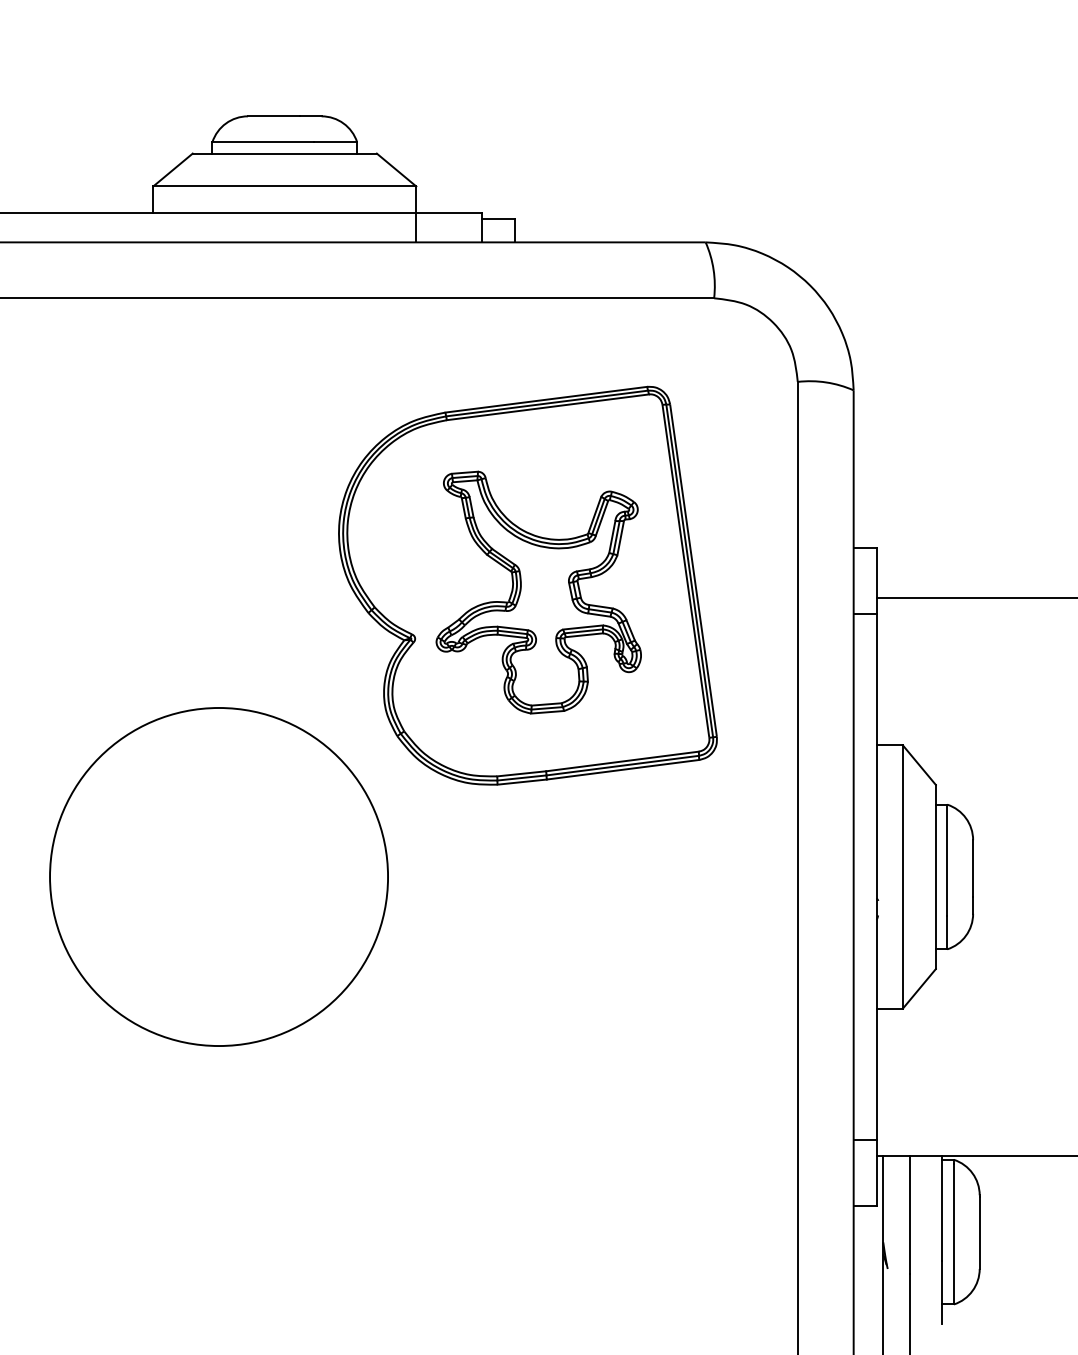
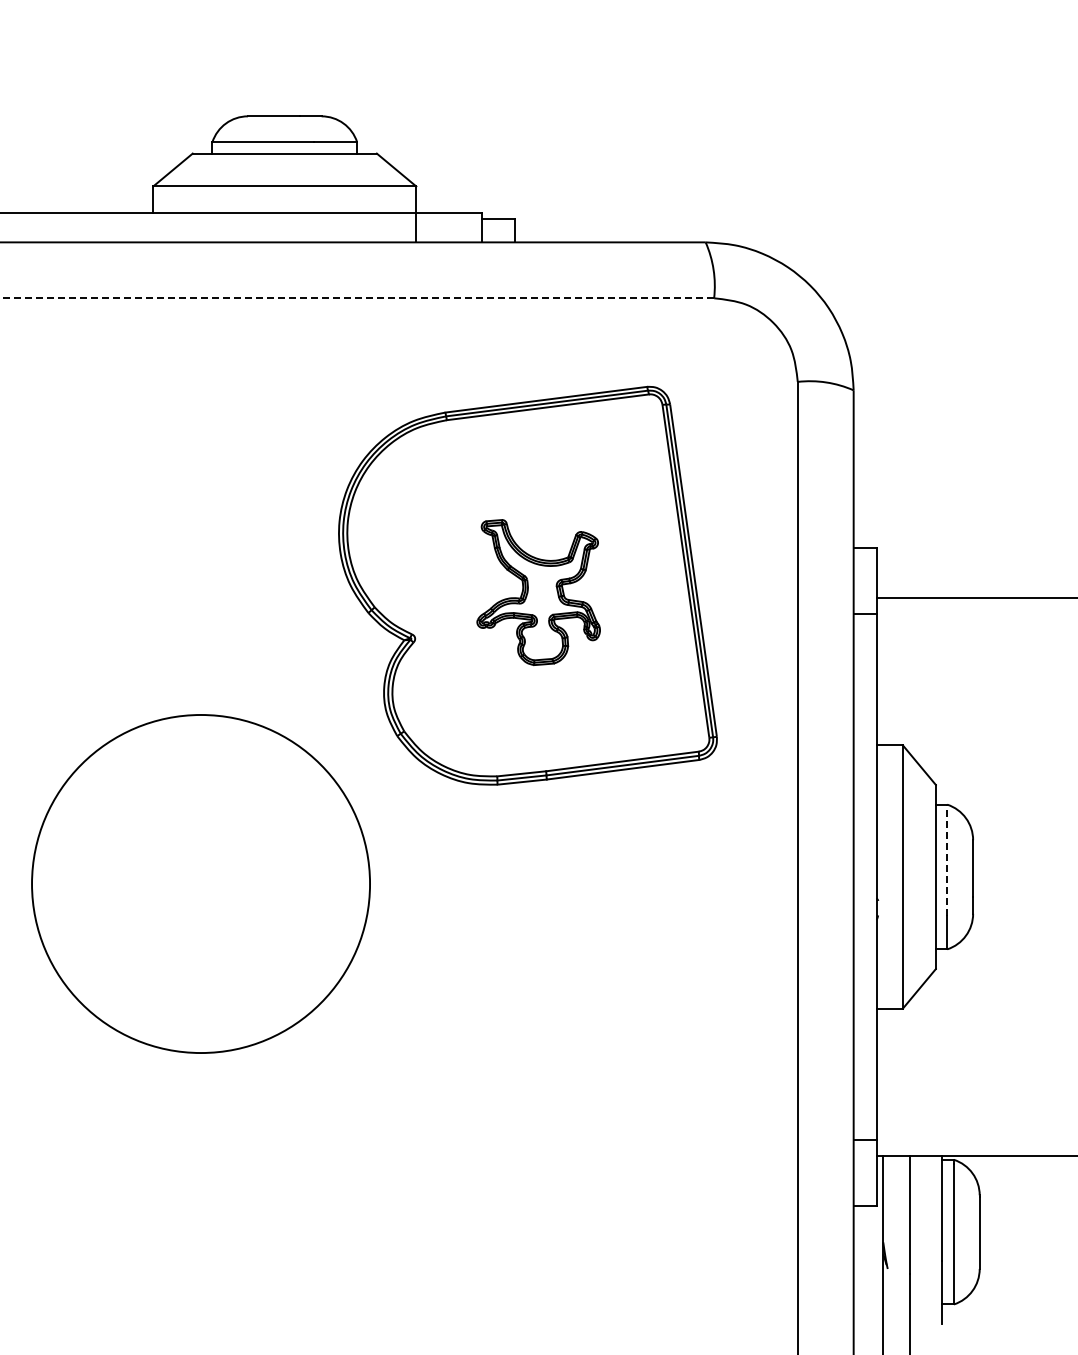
line: solid -> dashed (357, 298)
part size: 207x245 px -> 125x148 px (538, 592)
line: solid -> dashed (947, 860)
circle position: (218, 876) -> (200, 883) (200, 883)
